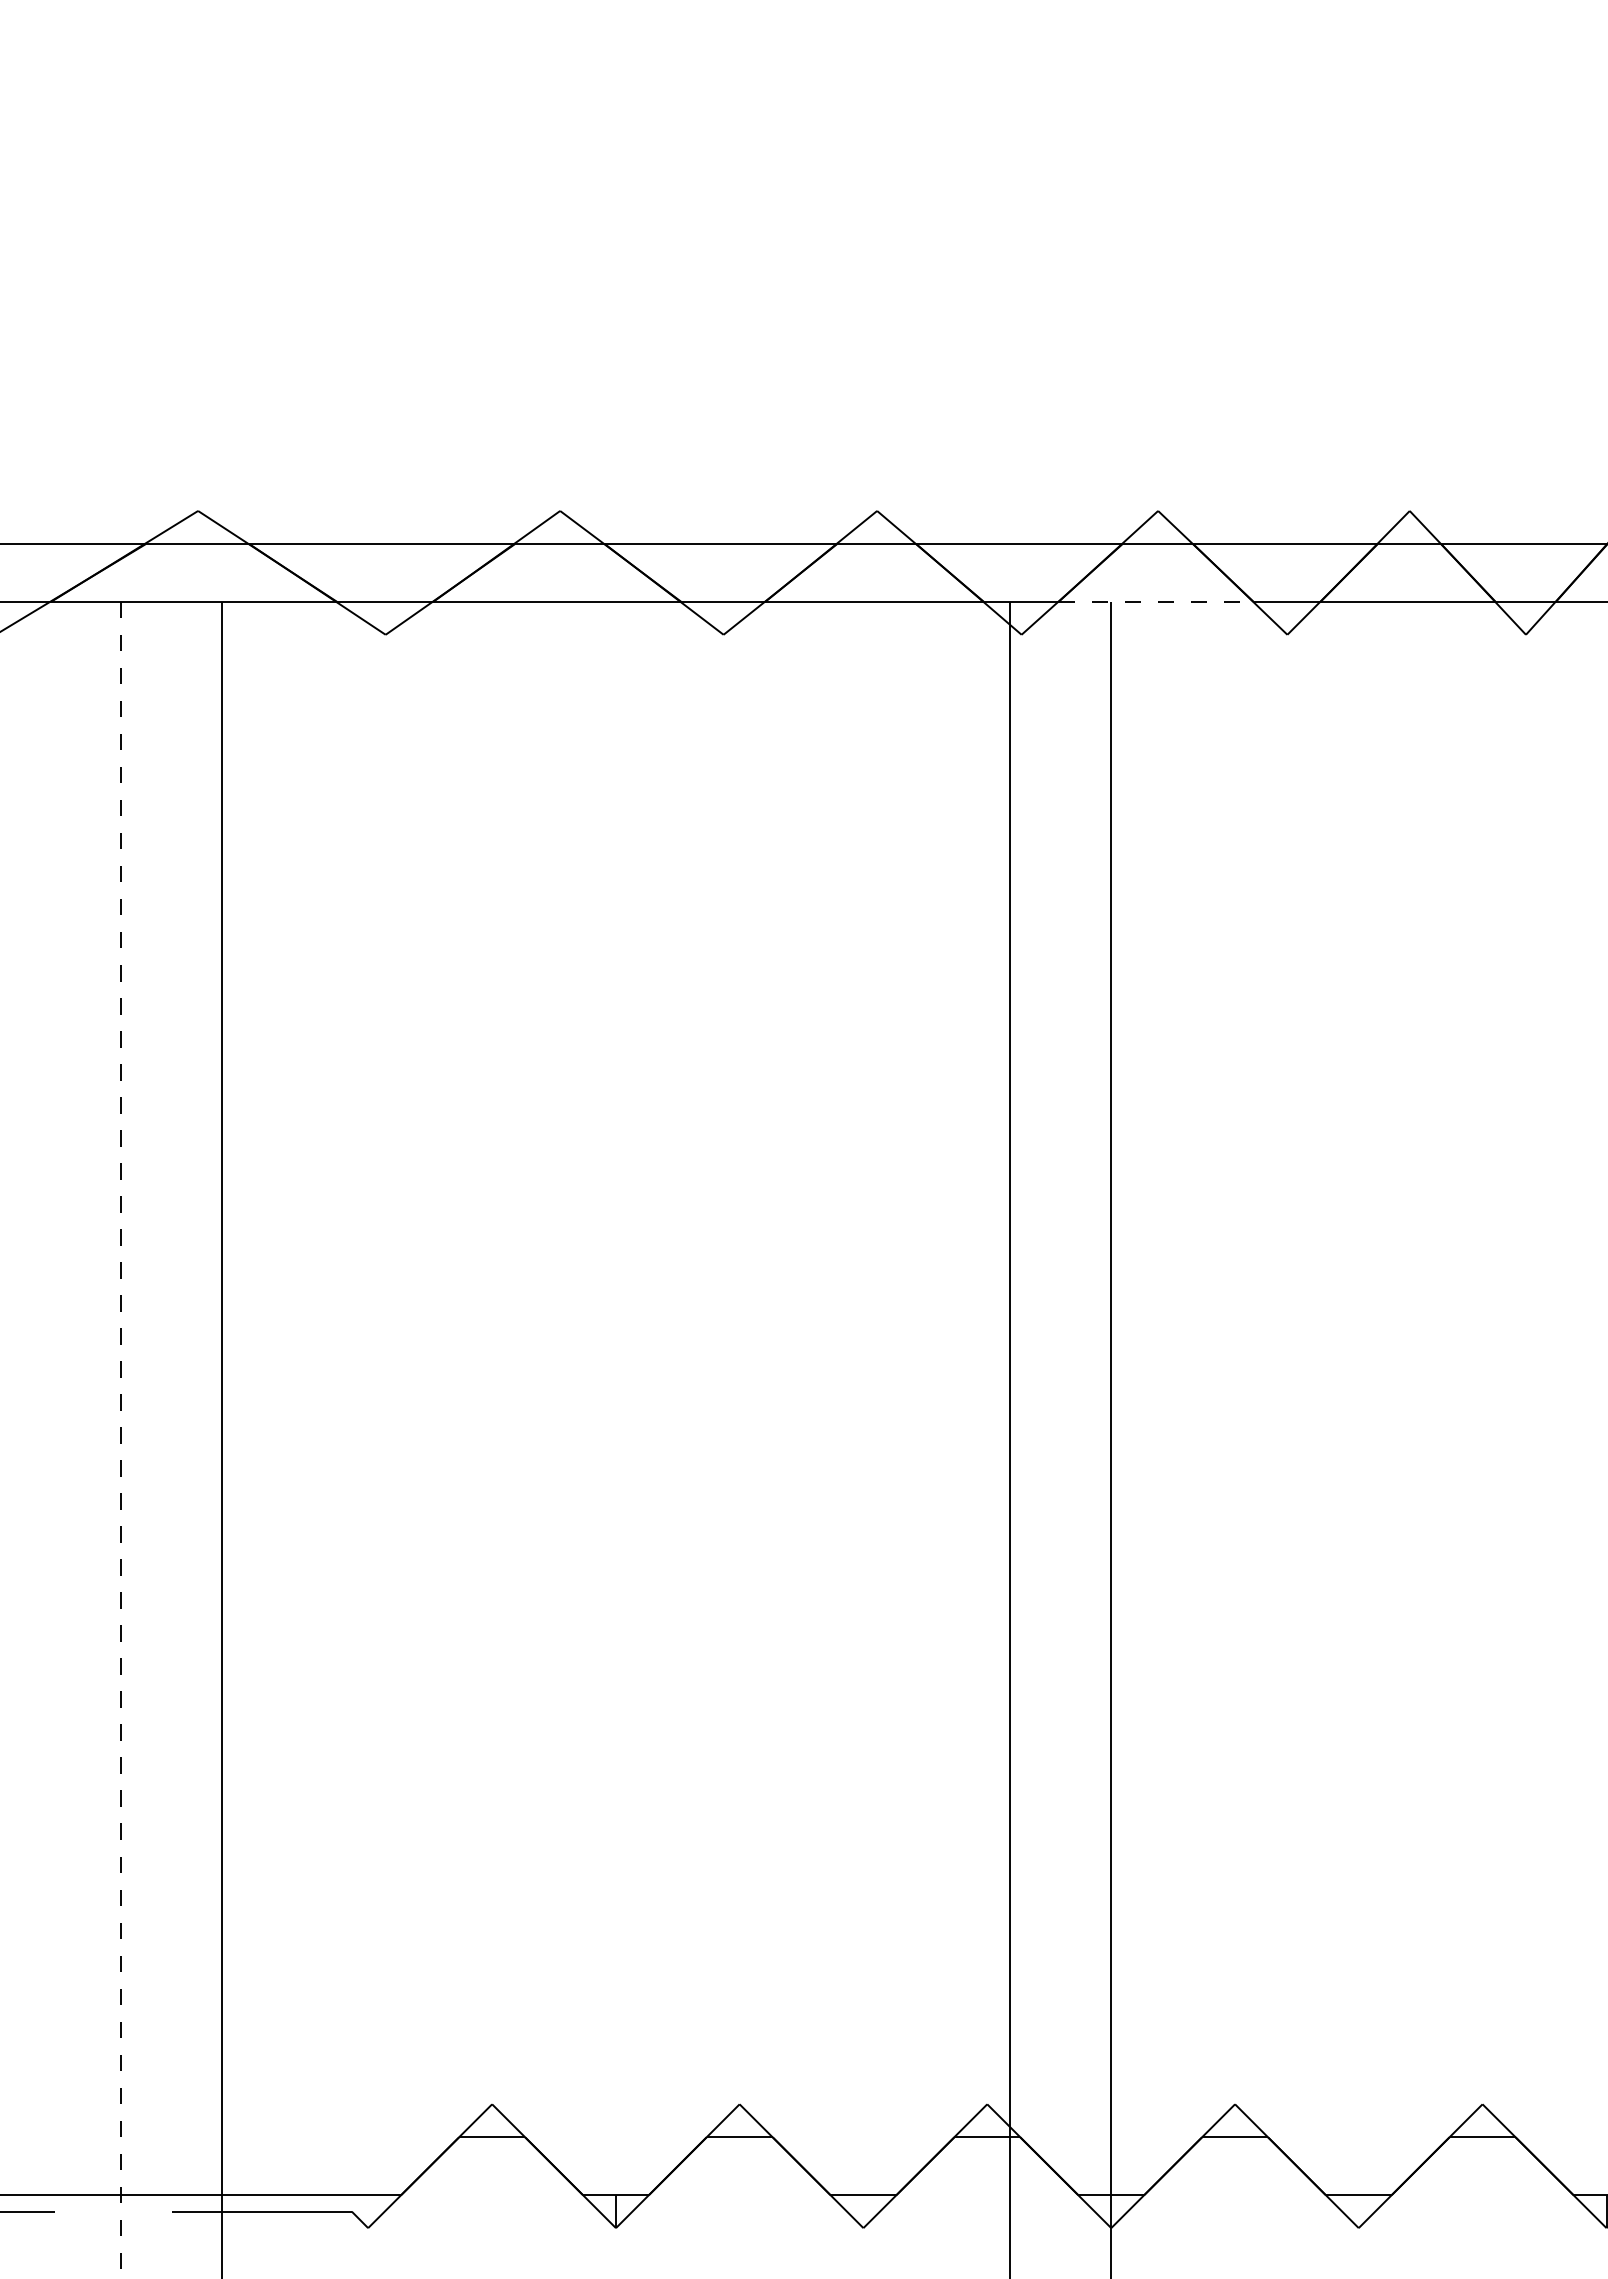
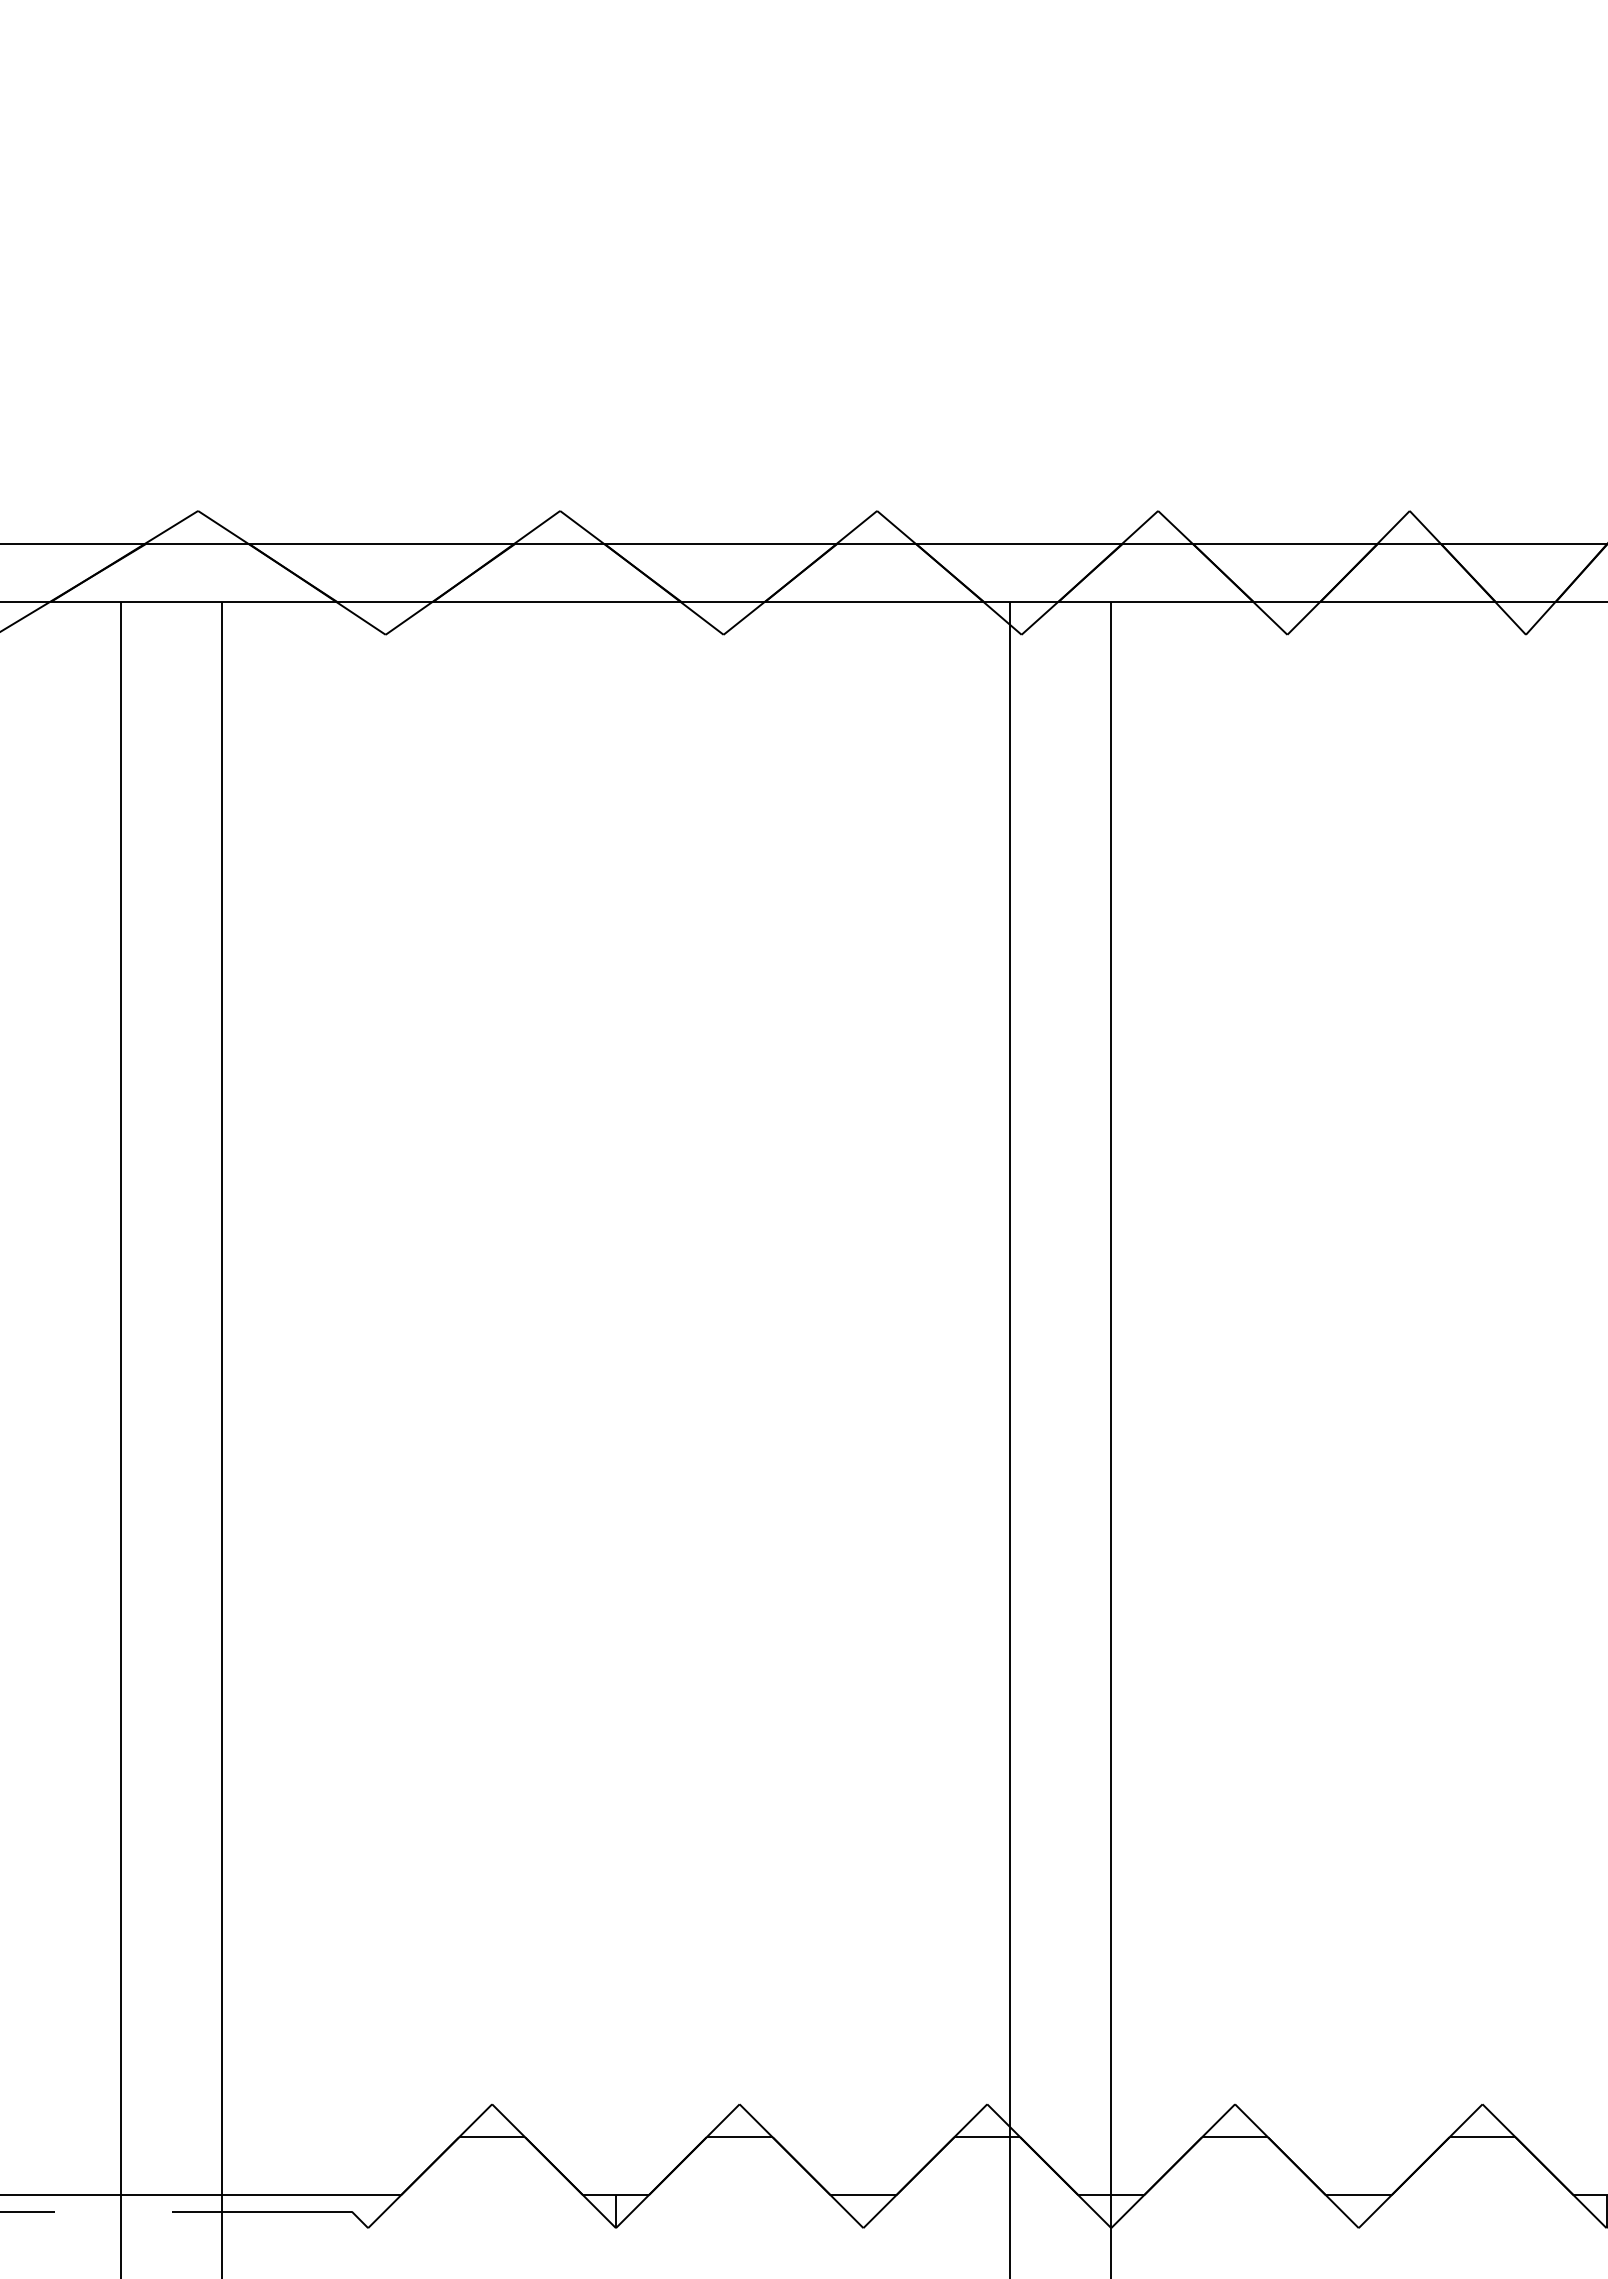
line: dashed -> solid (1156, 601)
line: dashed -> solid (120, 1440)
